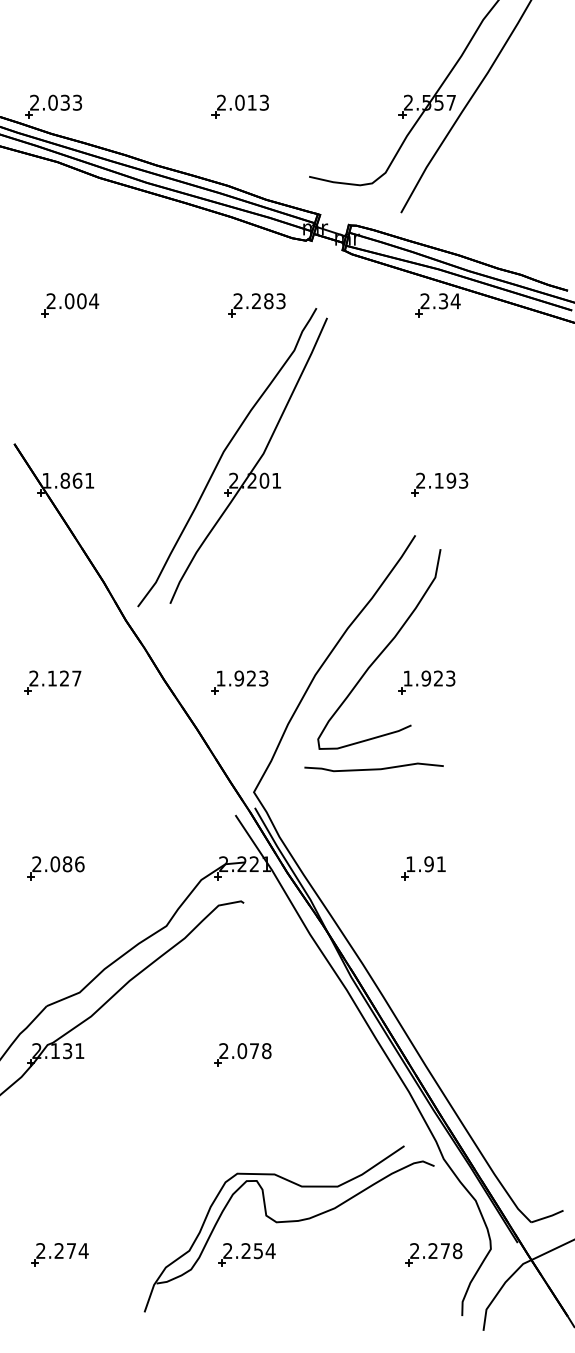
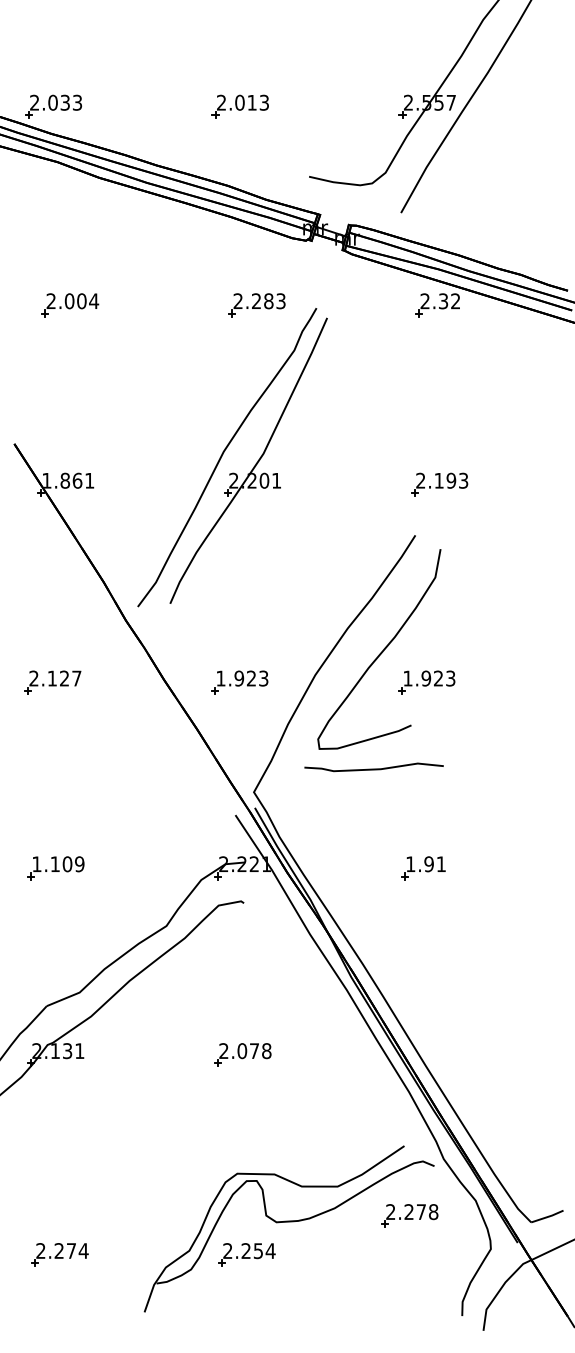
text: 2.34 -> 2.32 (455, 301)
text: 2.086 -> 1.109 (58, 864)
part position: (433, 1254) -> (409, 1215) (409, 1215)
